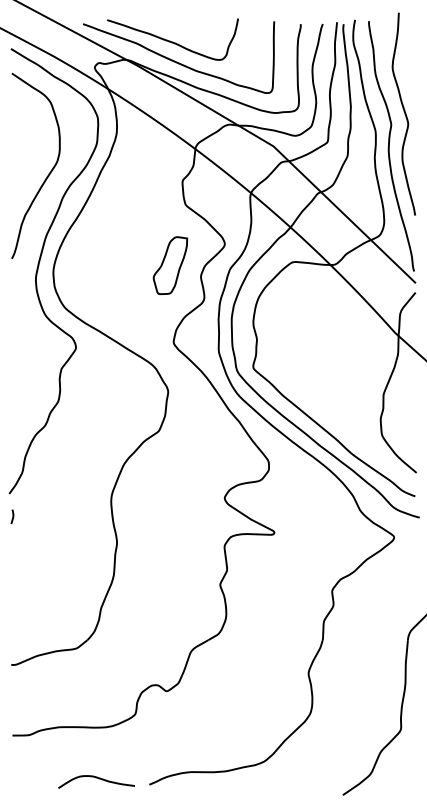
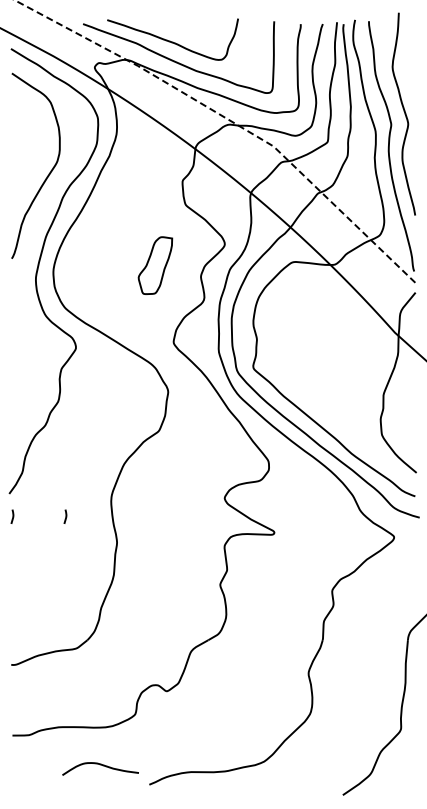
line: solid -> dashed (230, 120)
part position: (170, 265) -> (155, 265) (155, 265)
curve: none -> present (65, 516)
curve position: (96, 778) -> (100, 765) (100, 765)
